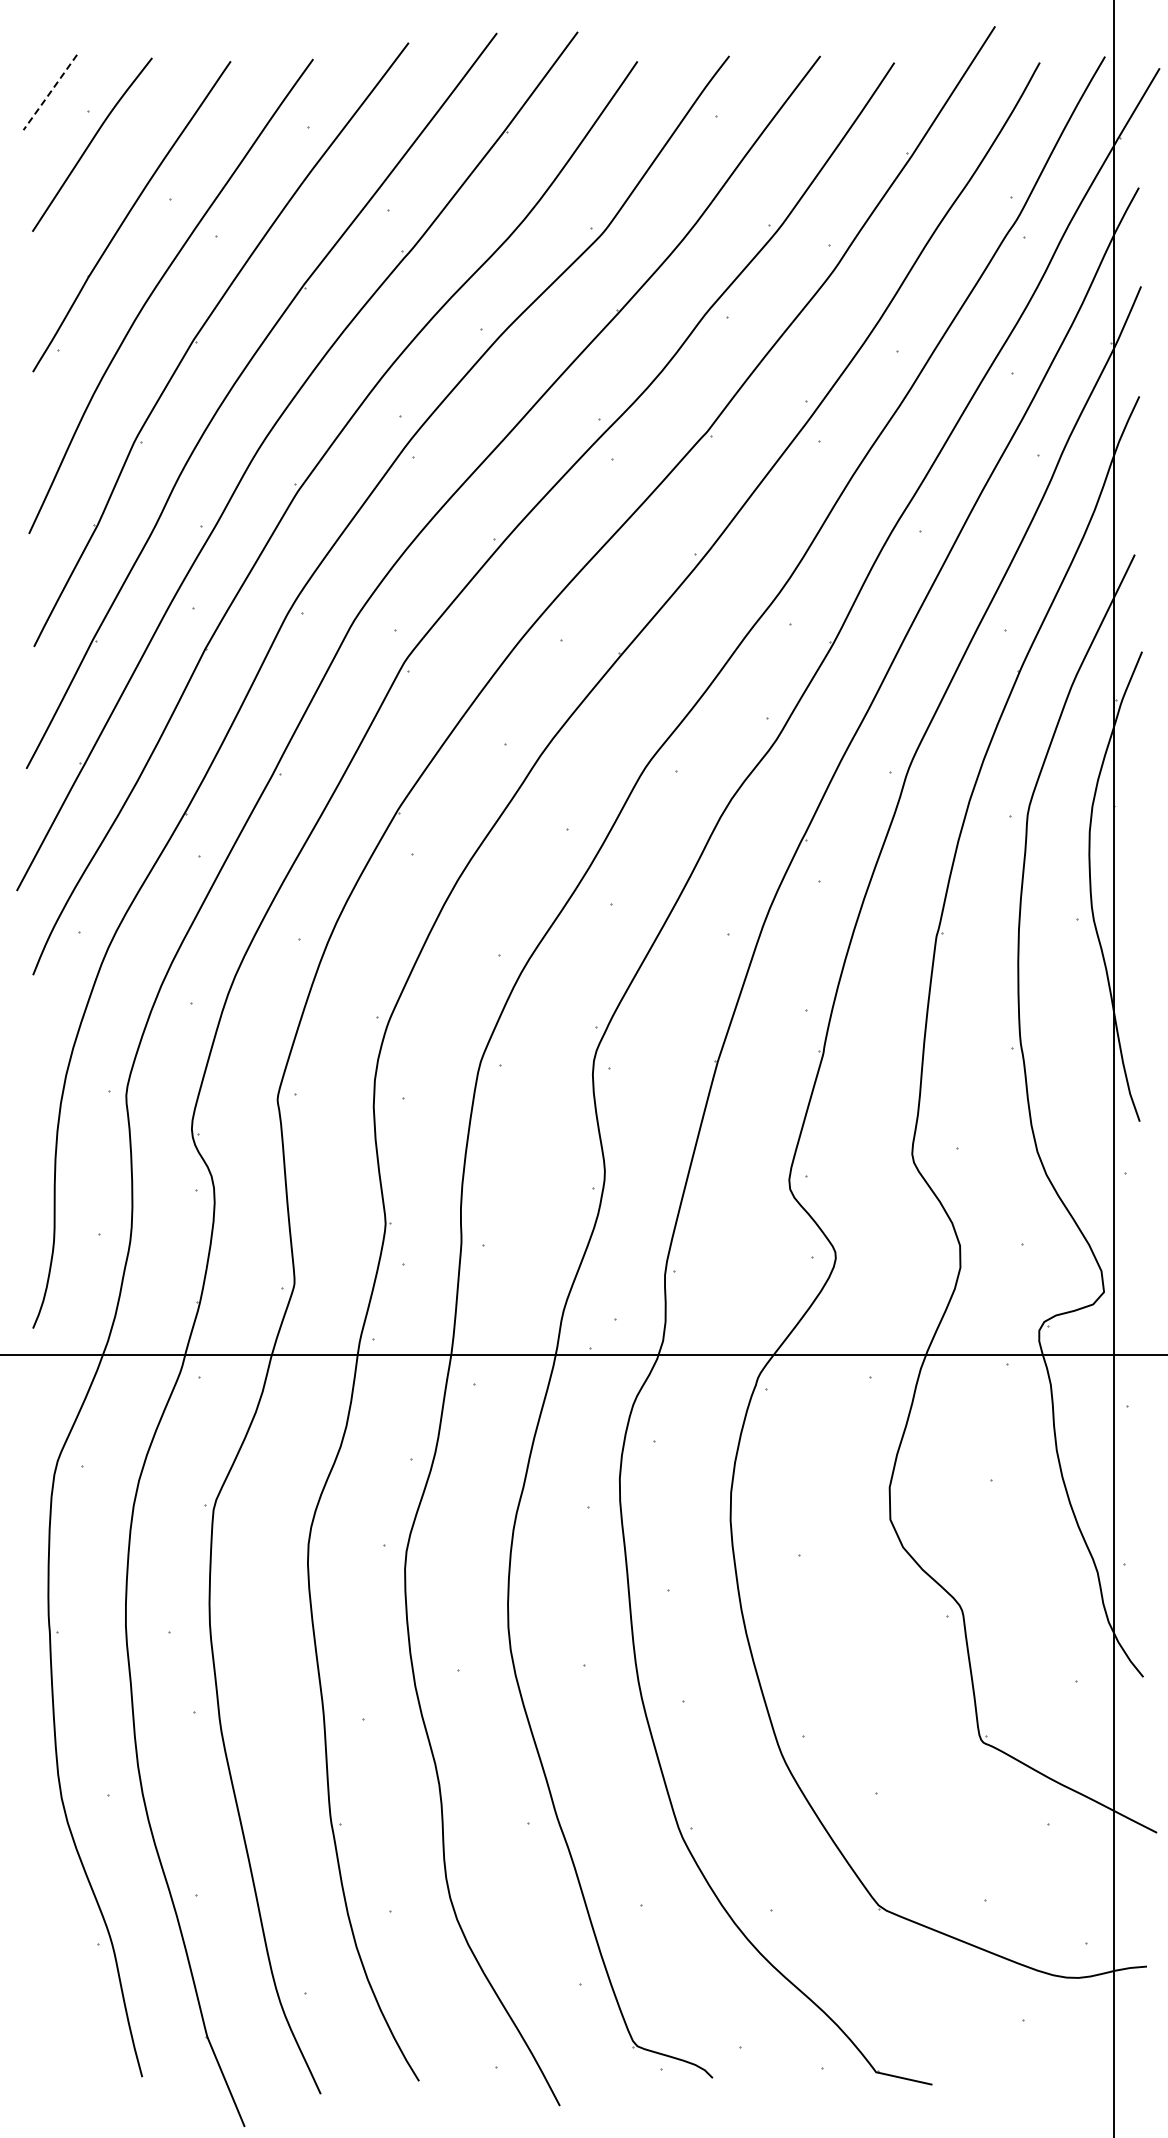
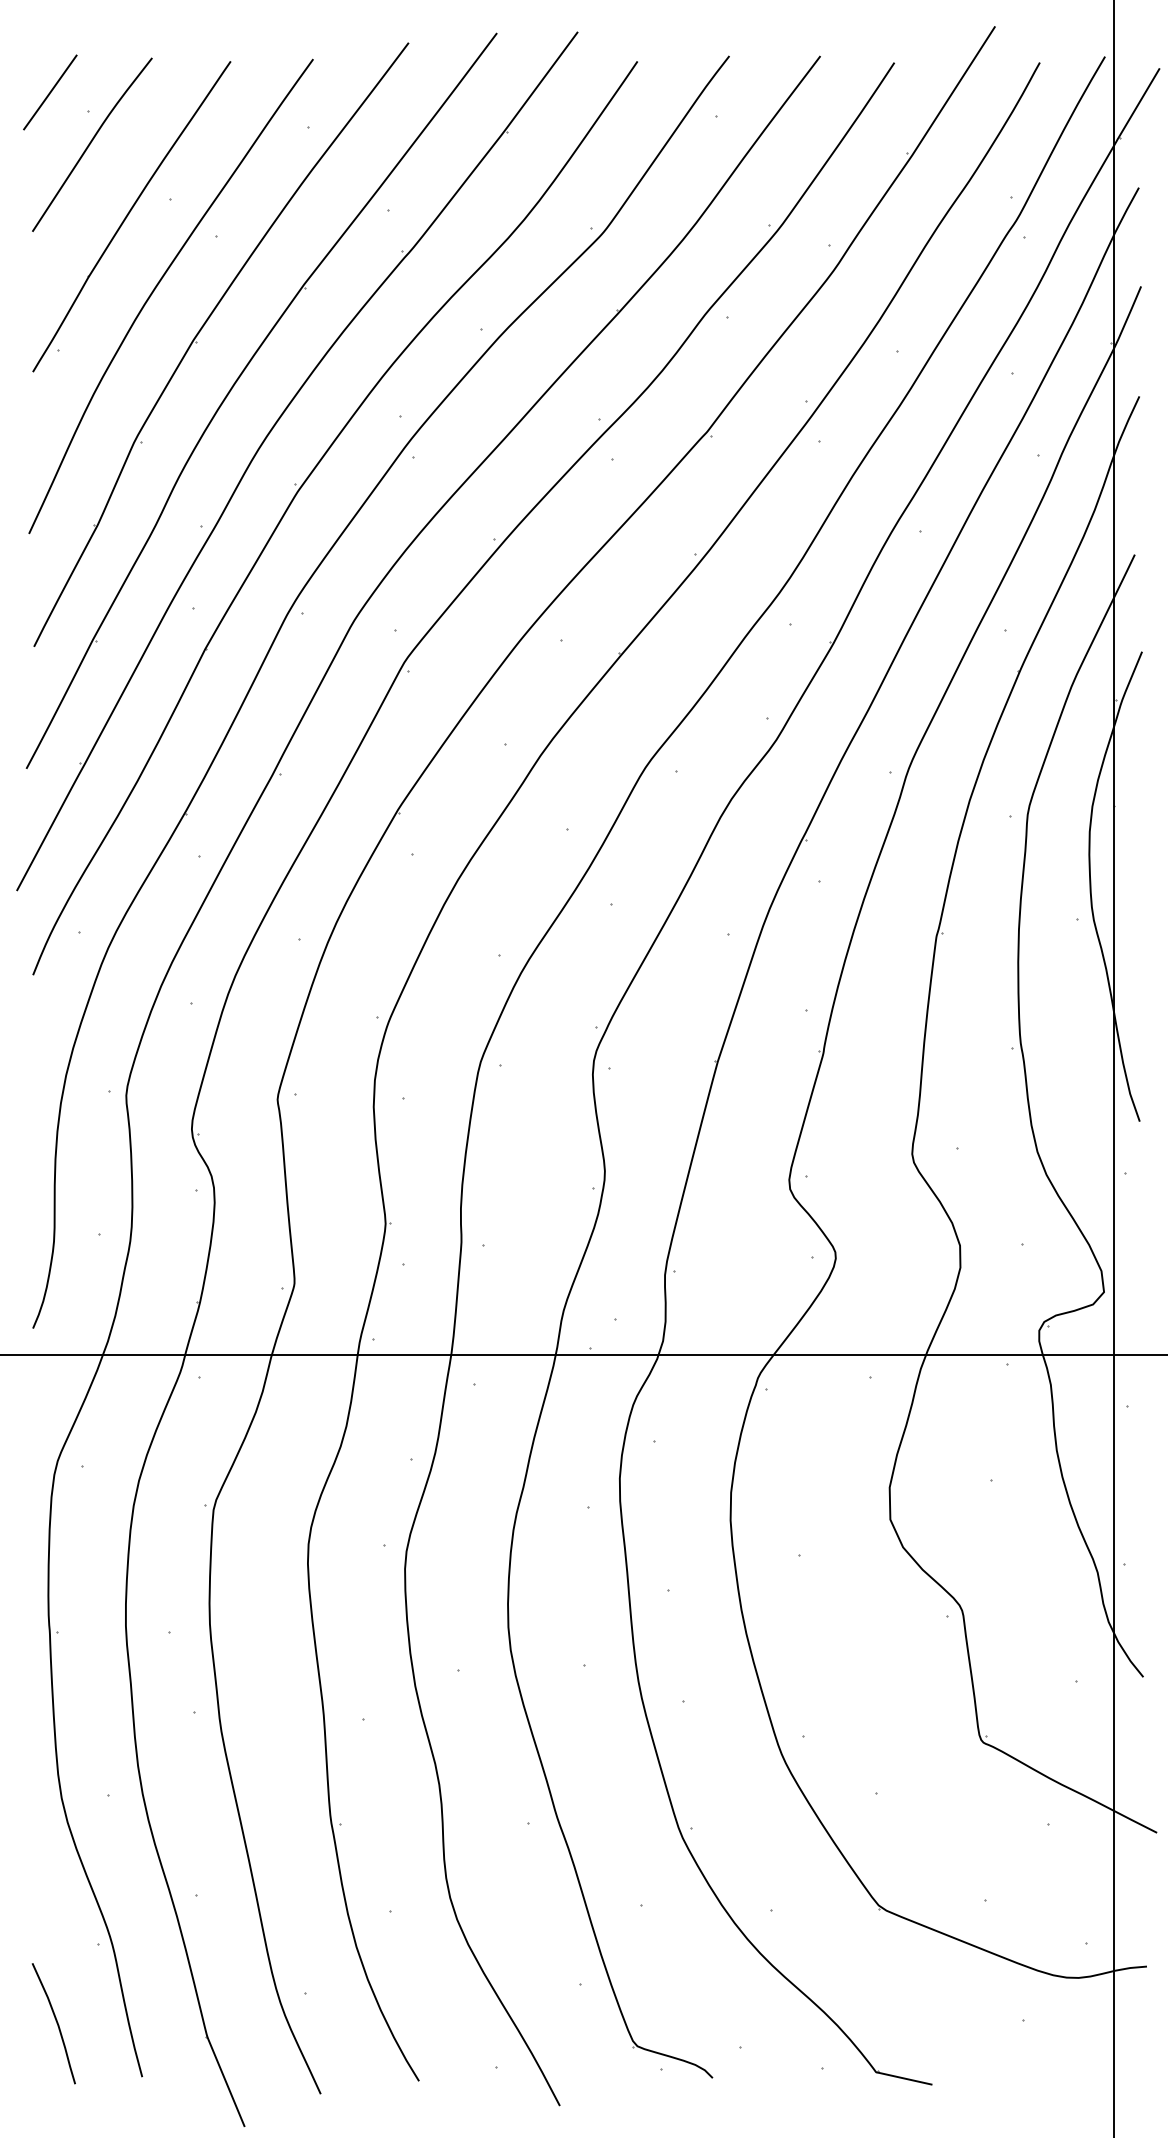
line: dashed -> solid (49, 93)
curve: none -> present (55, 2021)
